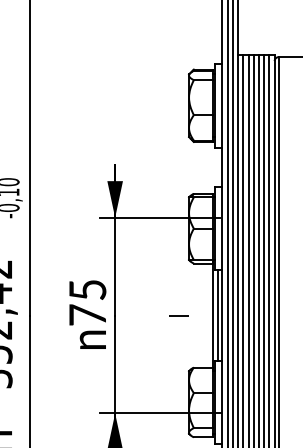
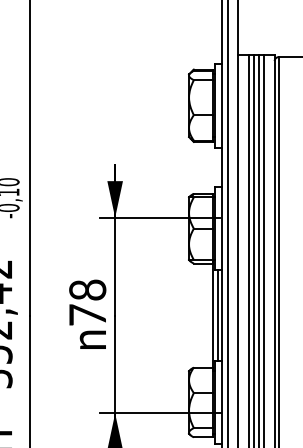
line: present -> none (232, 223)
line: present -> none (243, 249)
line: present -> none (269, 249)
text: 75 -> 78 (87, 289)
line: present -> none (178, 315)
